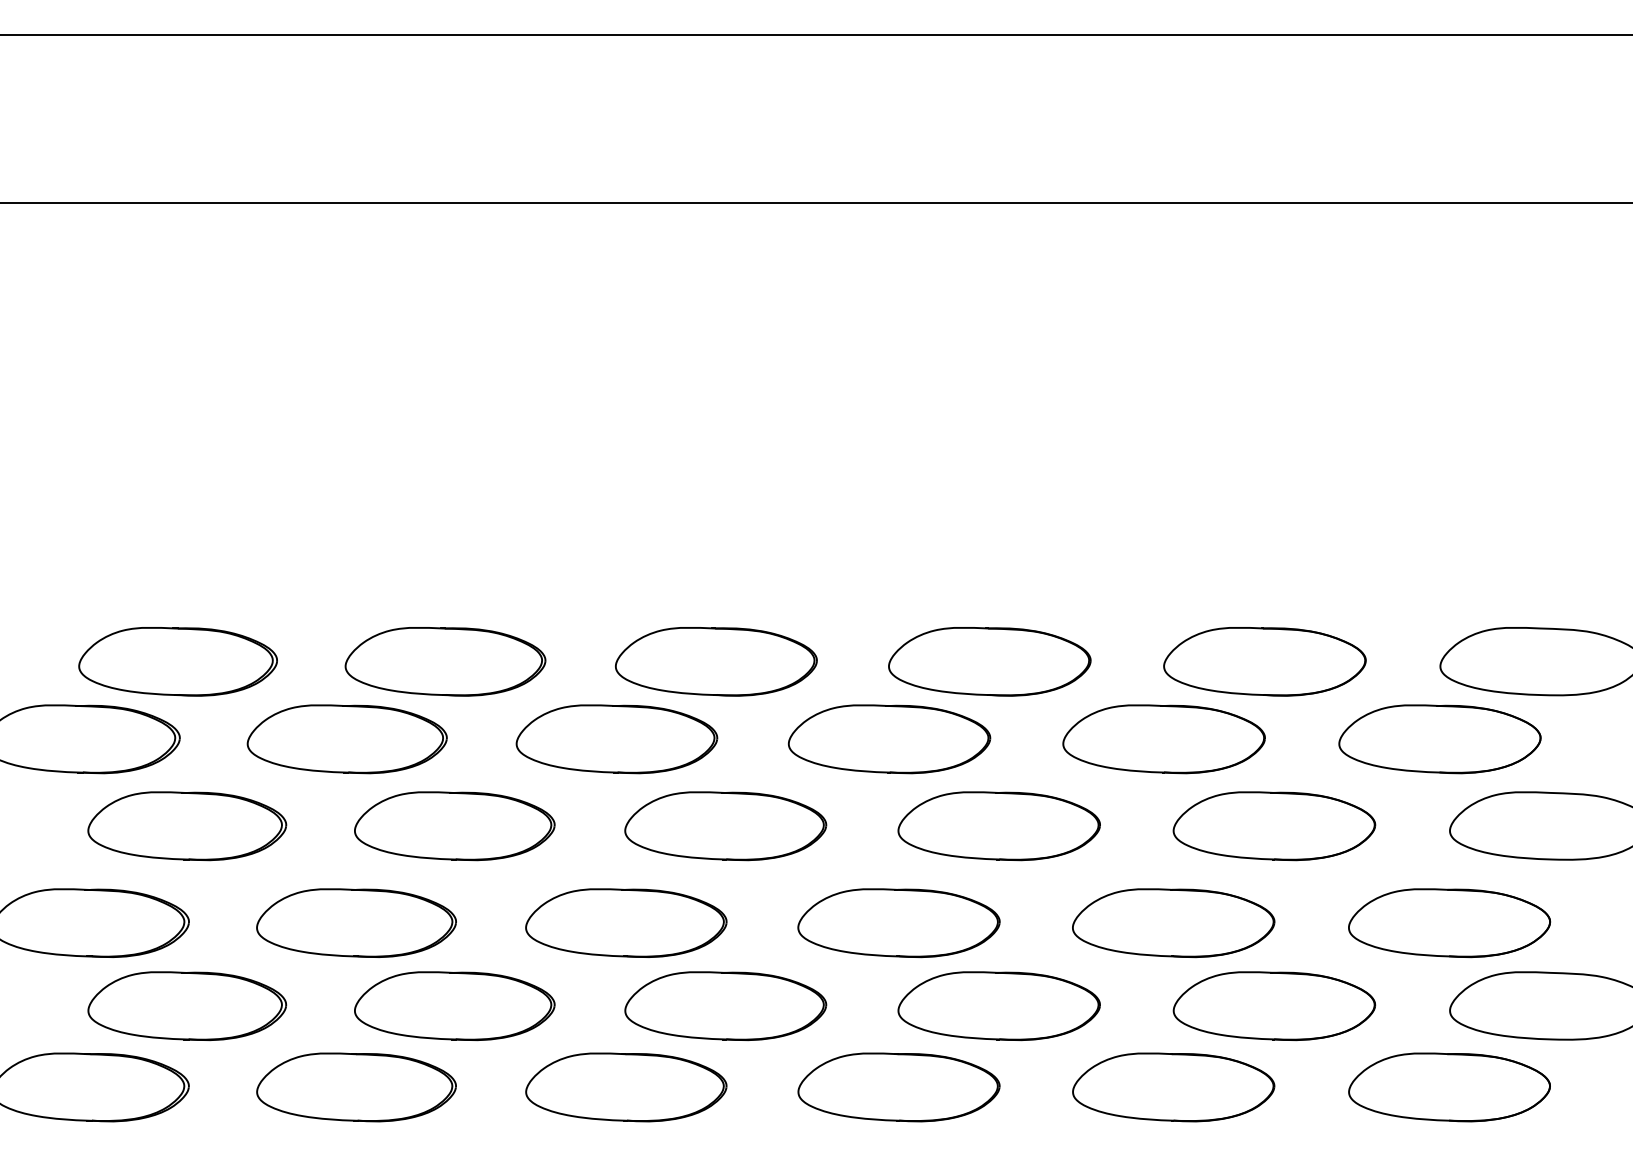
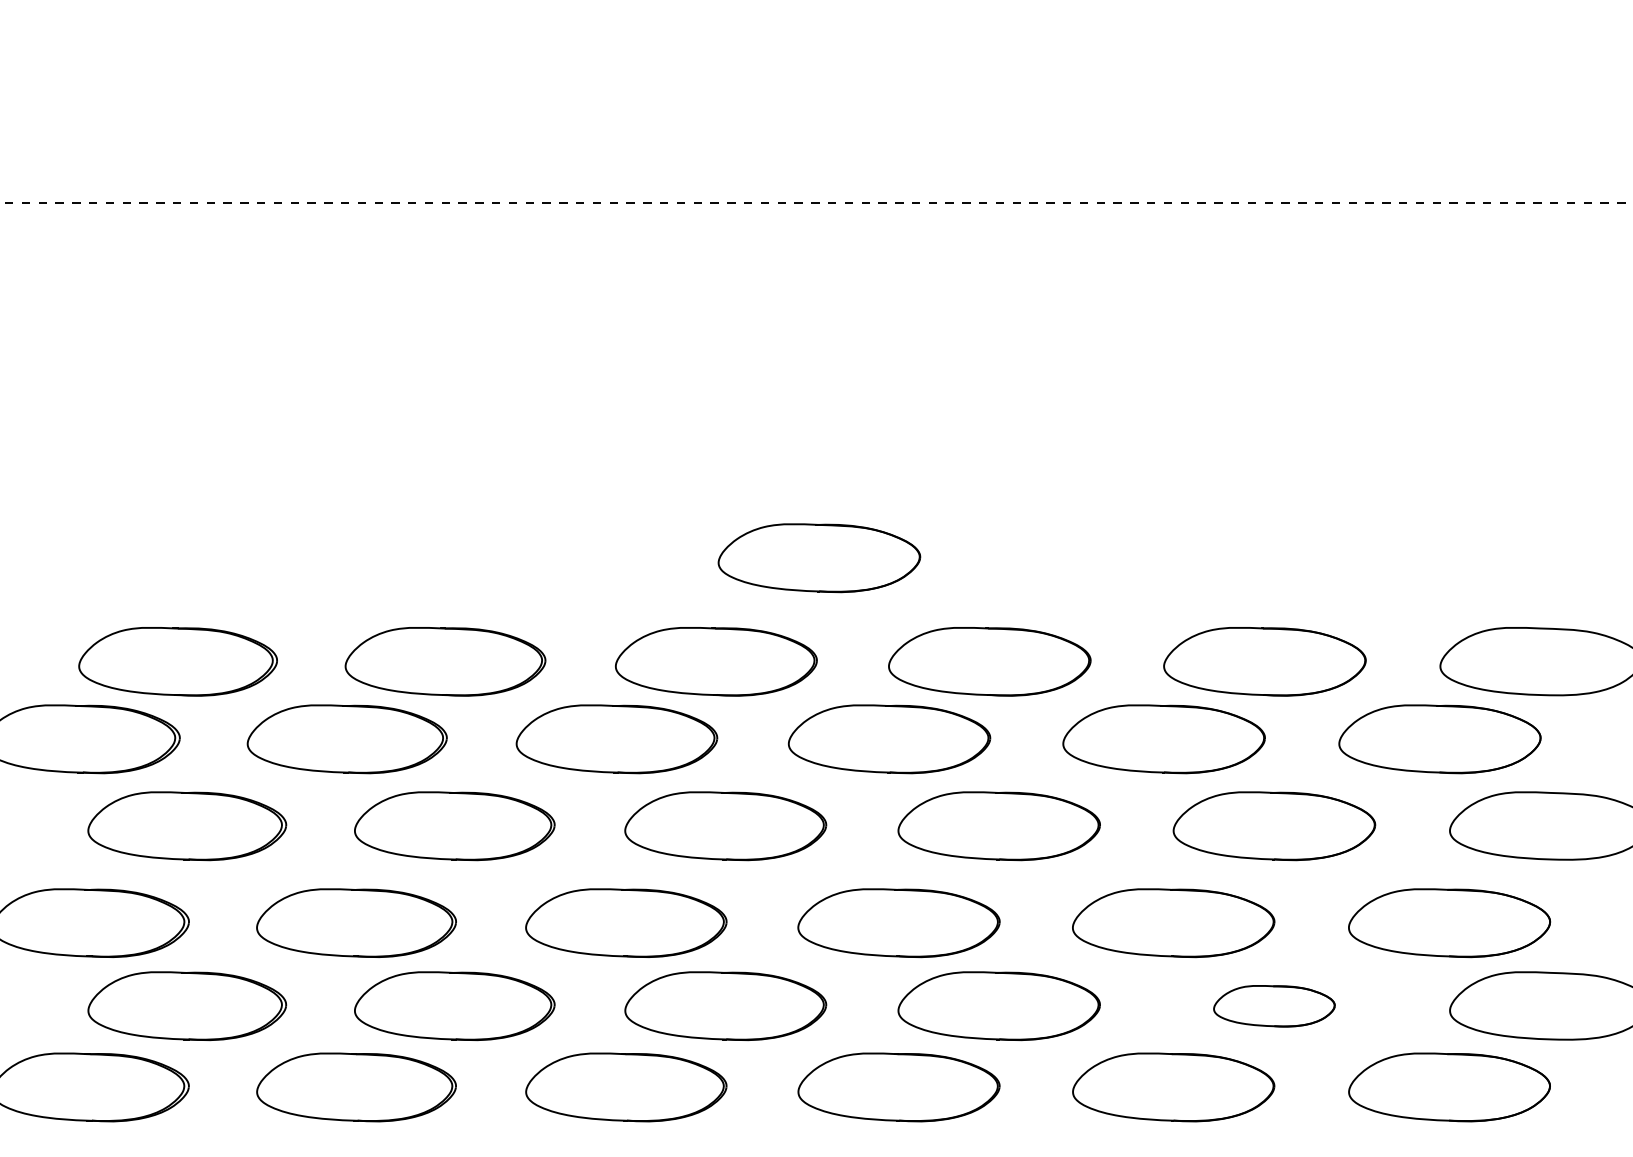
line: present -> none (815, 34)
line: solid -> dashed (817, 202)
part: none -> present (819, 558)
part size: 205x71 px -> 123x43 px (1274, 1006)
